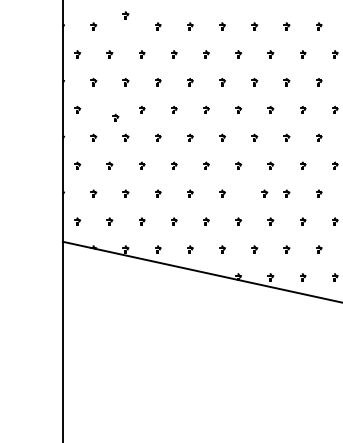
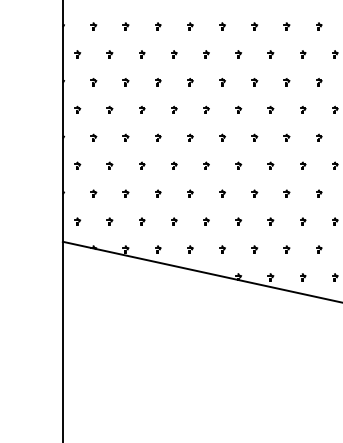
part position: (125, 15) -> (125, 26) (125, 26)
part position: (115, 117) -> (109, 109) (109, 109)
part position: (264, 193) -> (254, 193) (254, 193)
